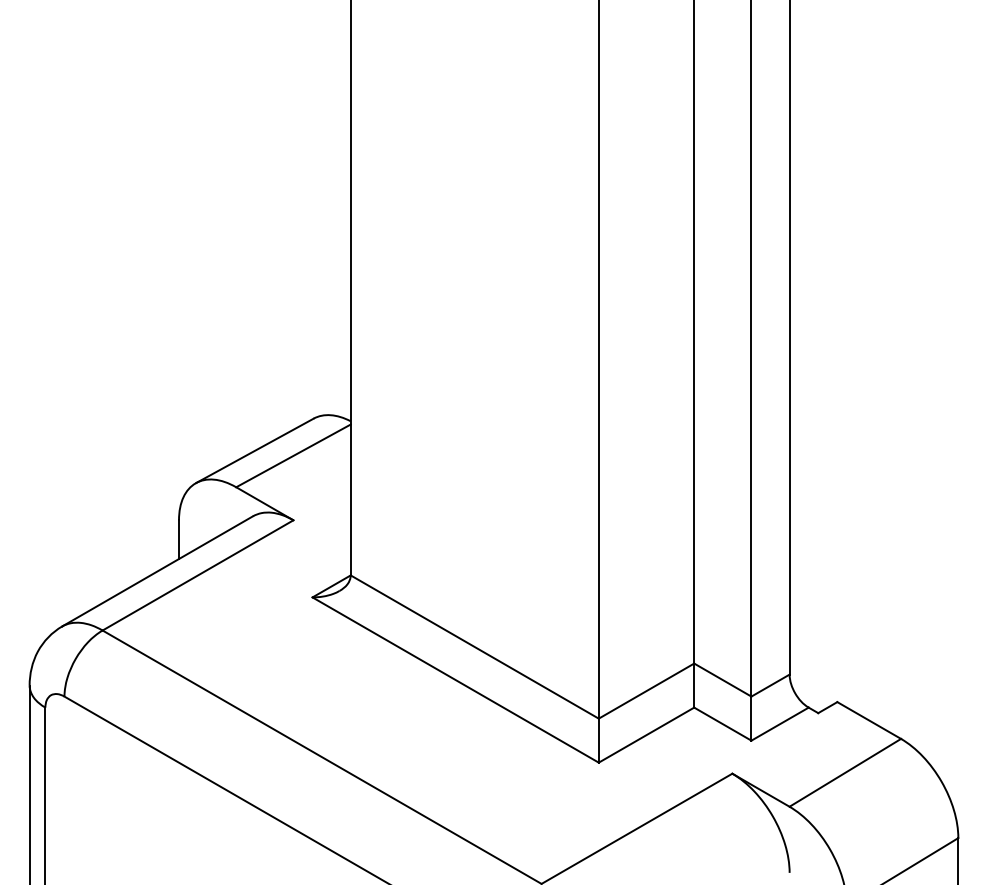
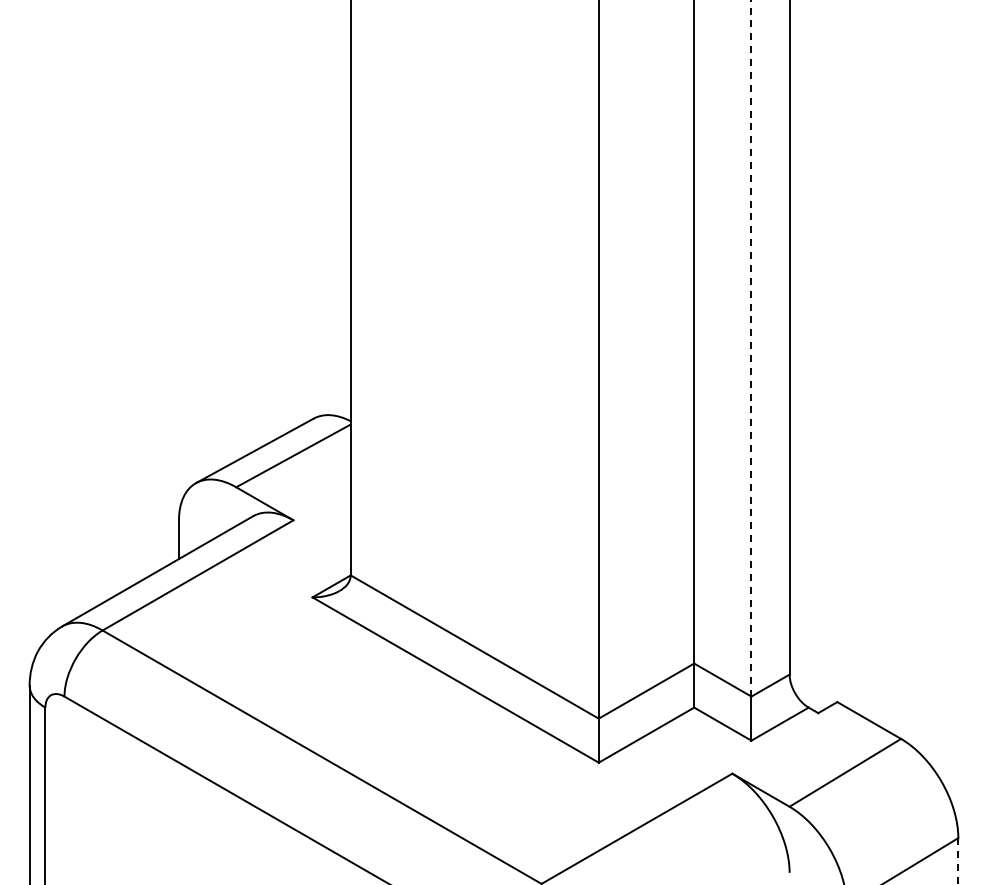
line: solid -> dashed (751, 348)
line: solid -> dashed (958, 861)
